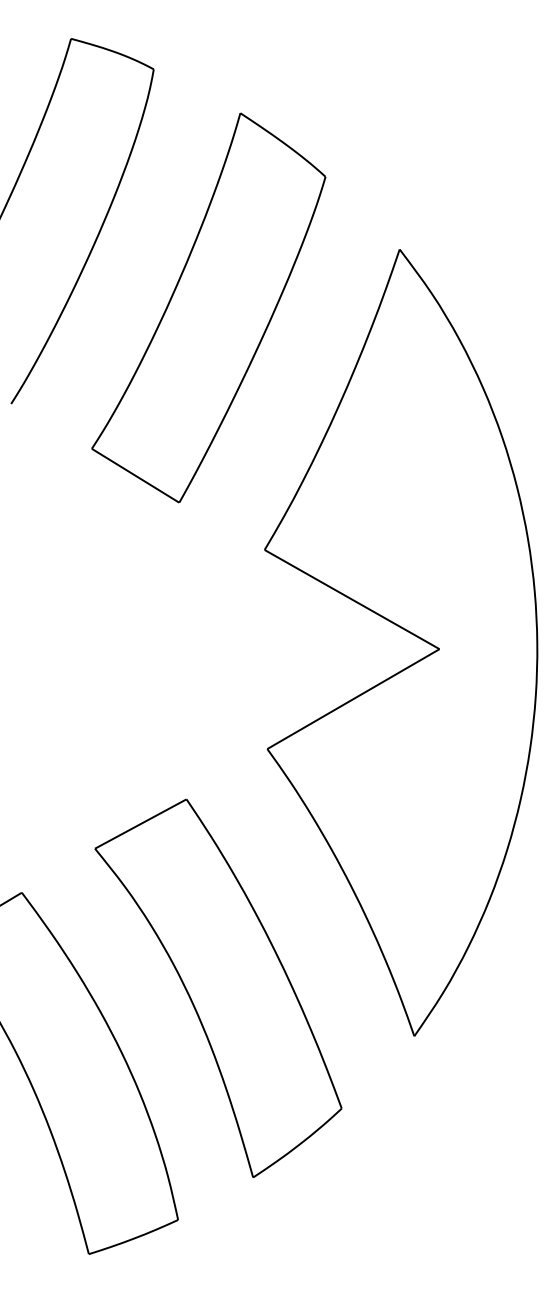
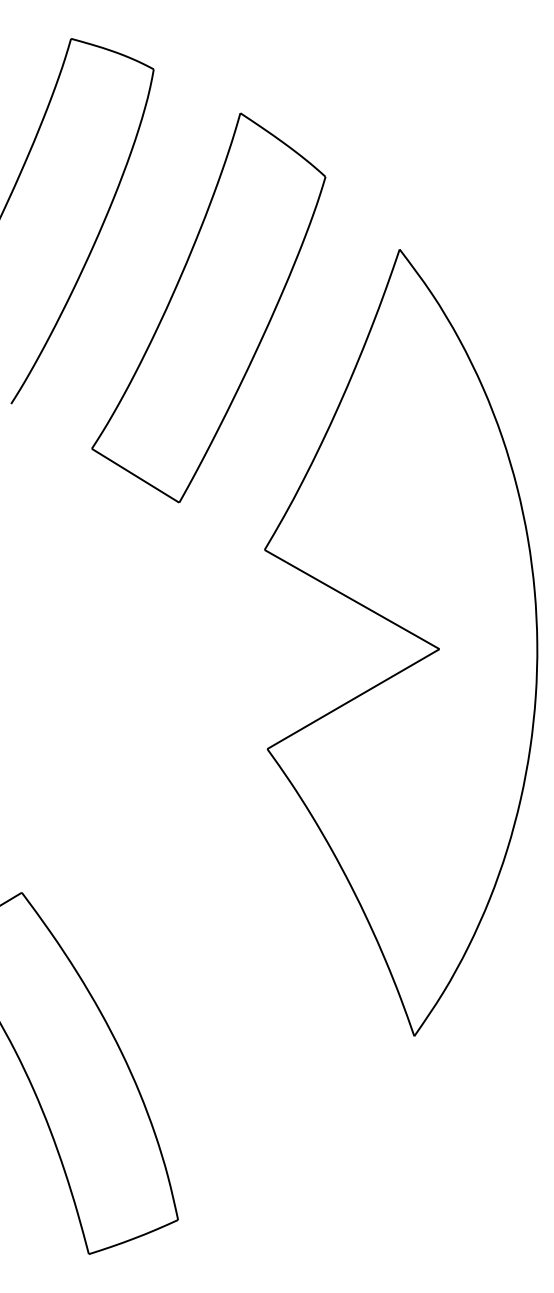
part: present -> none (218, 988)
